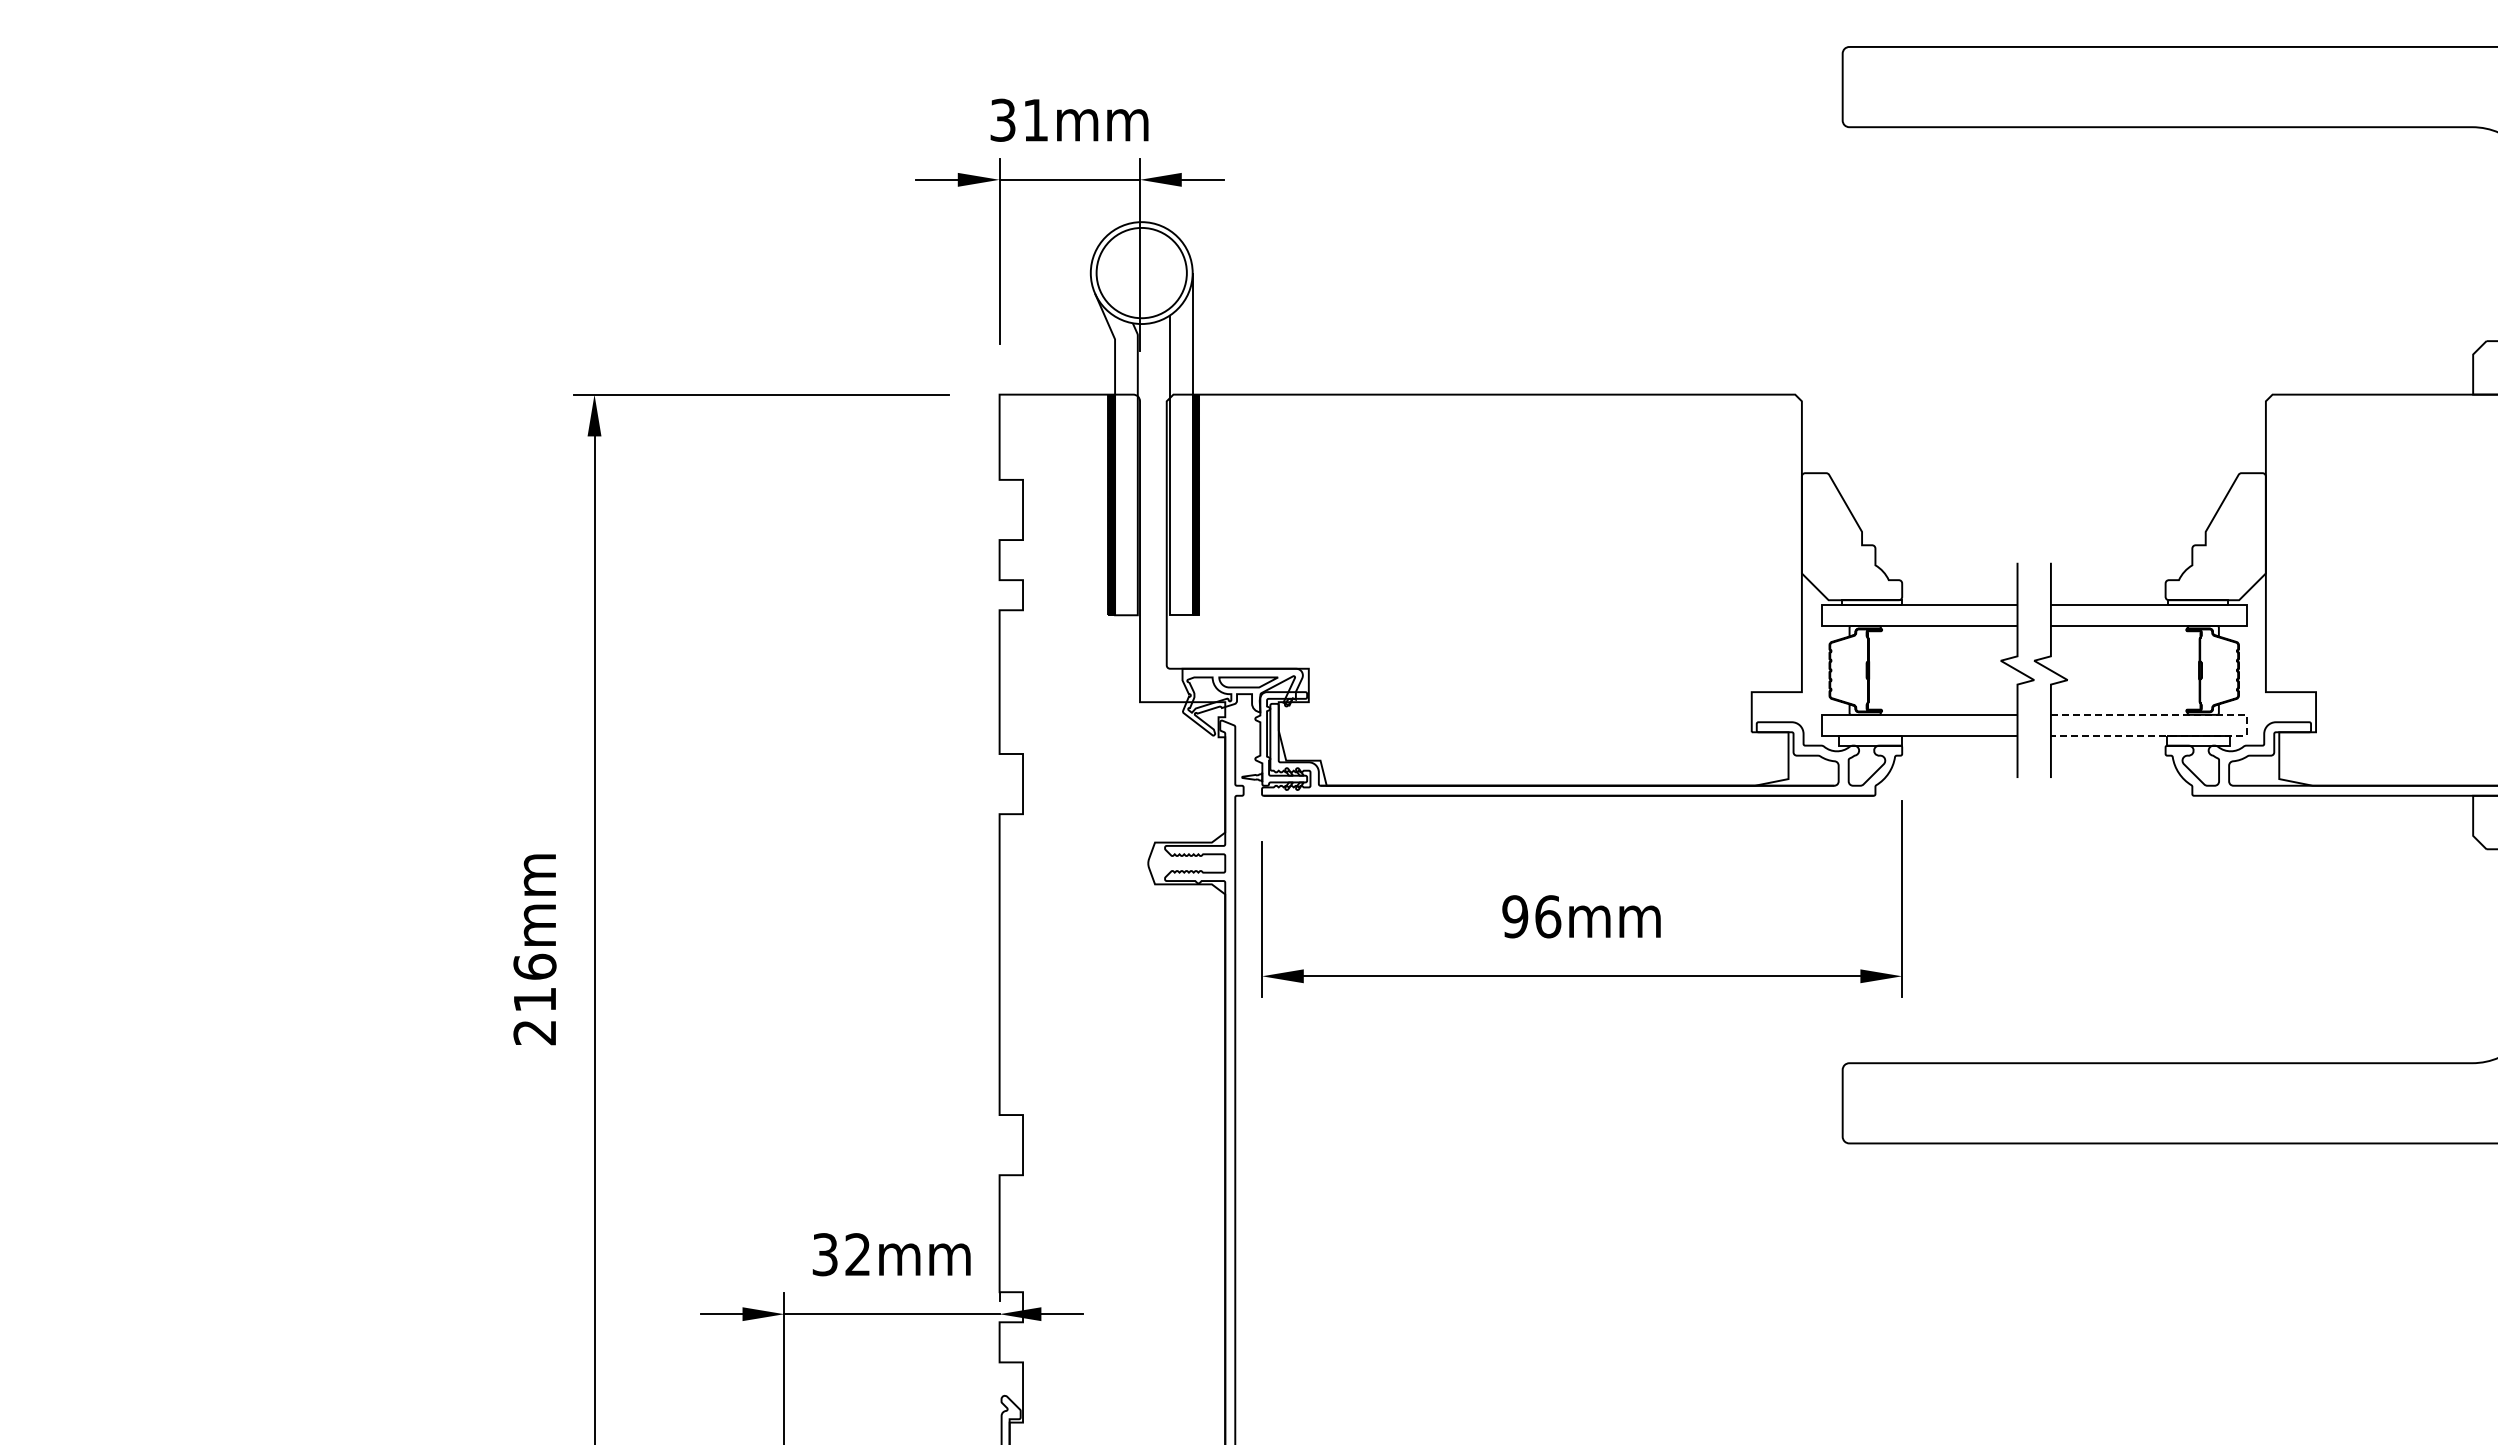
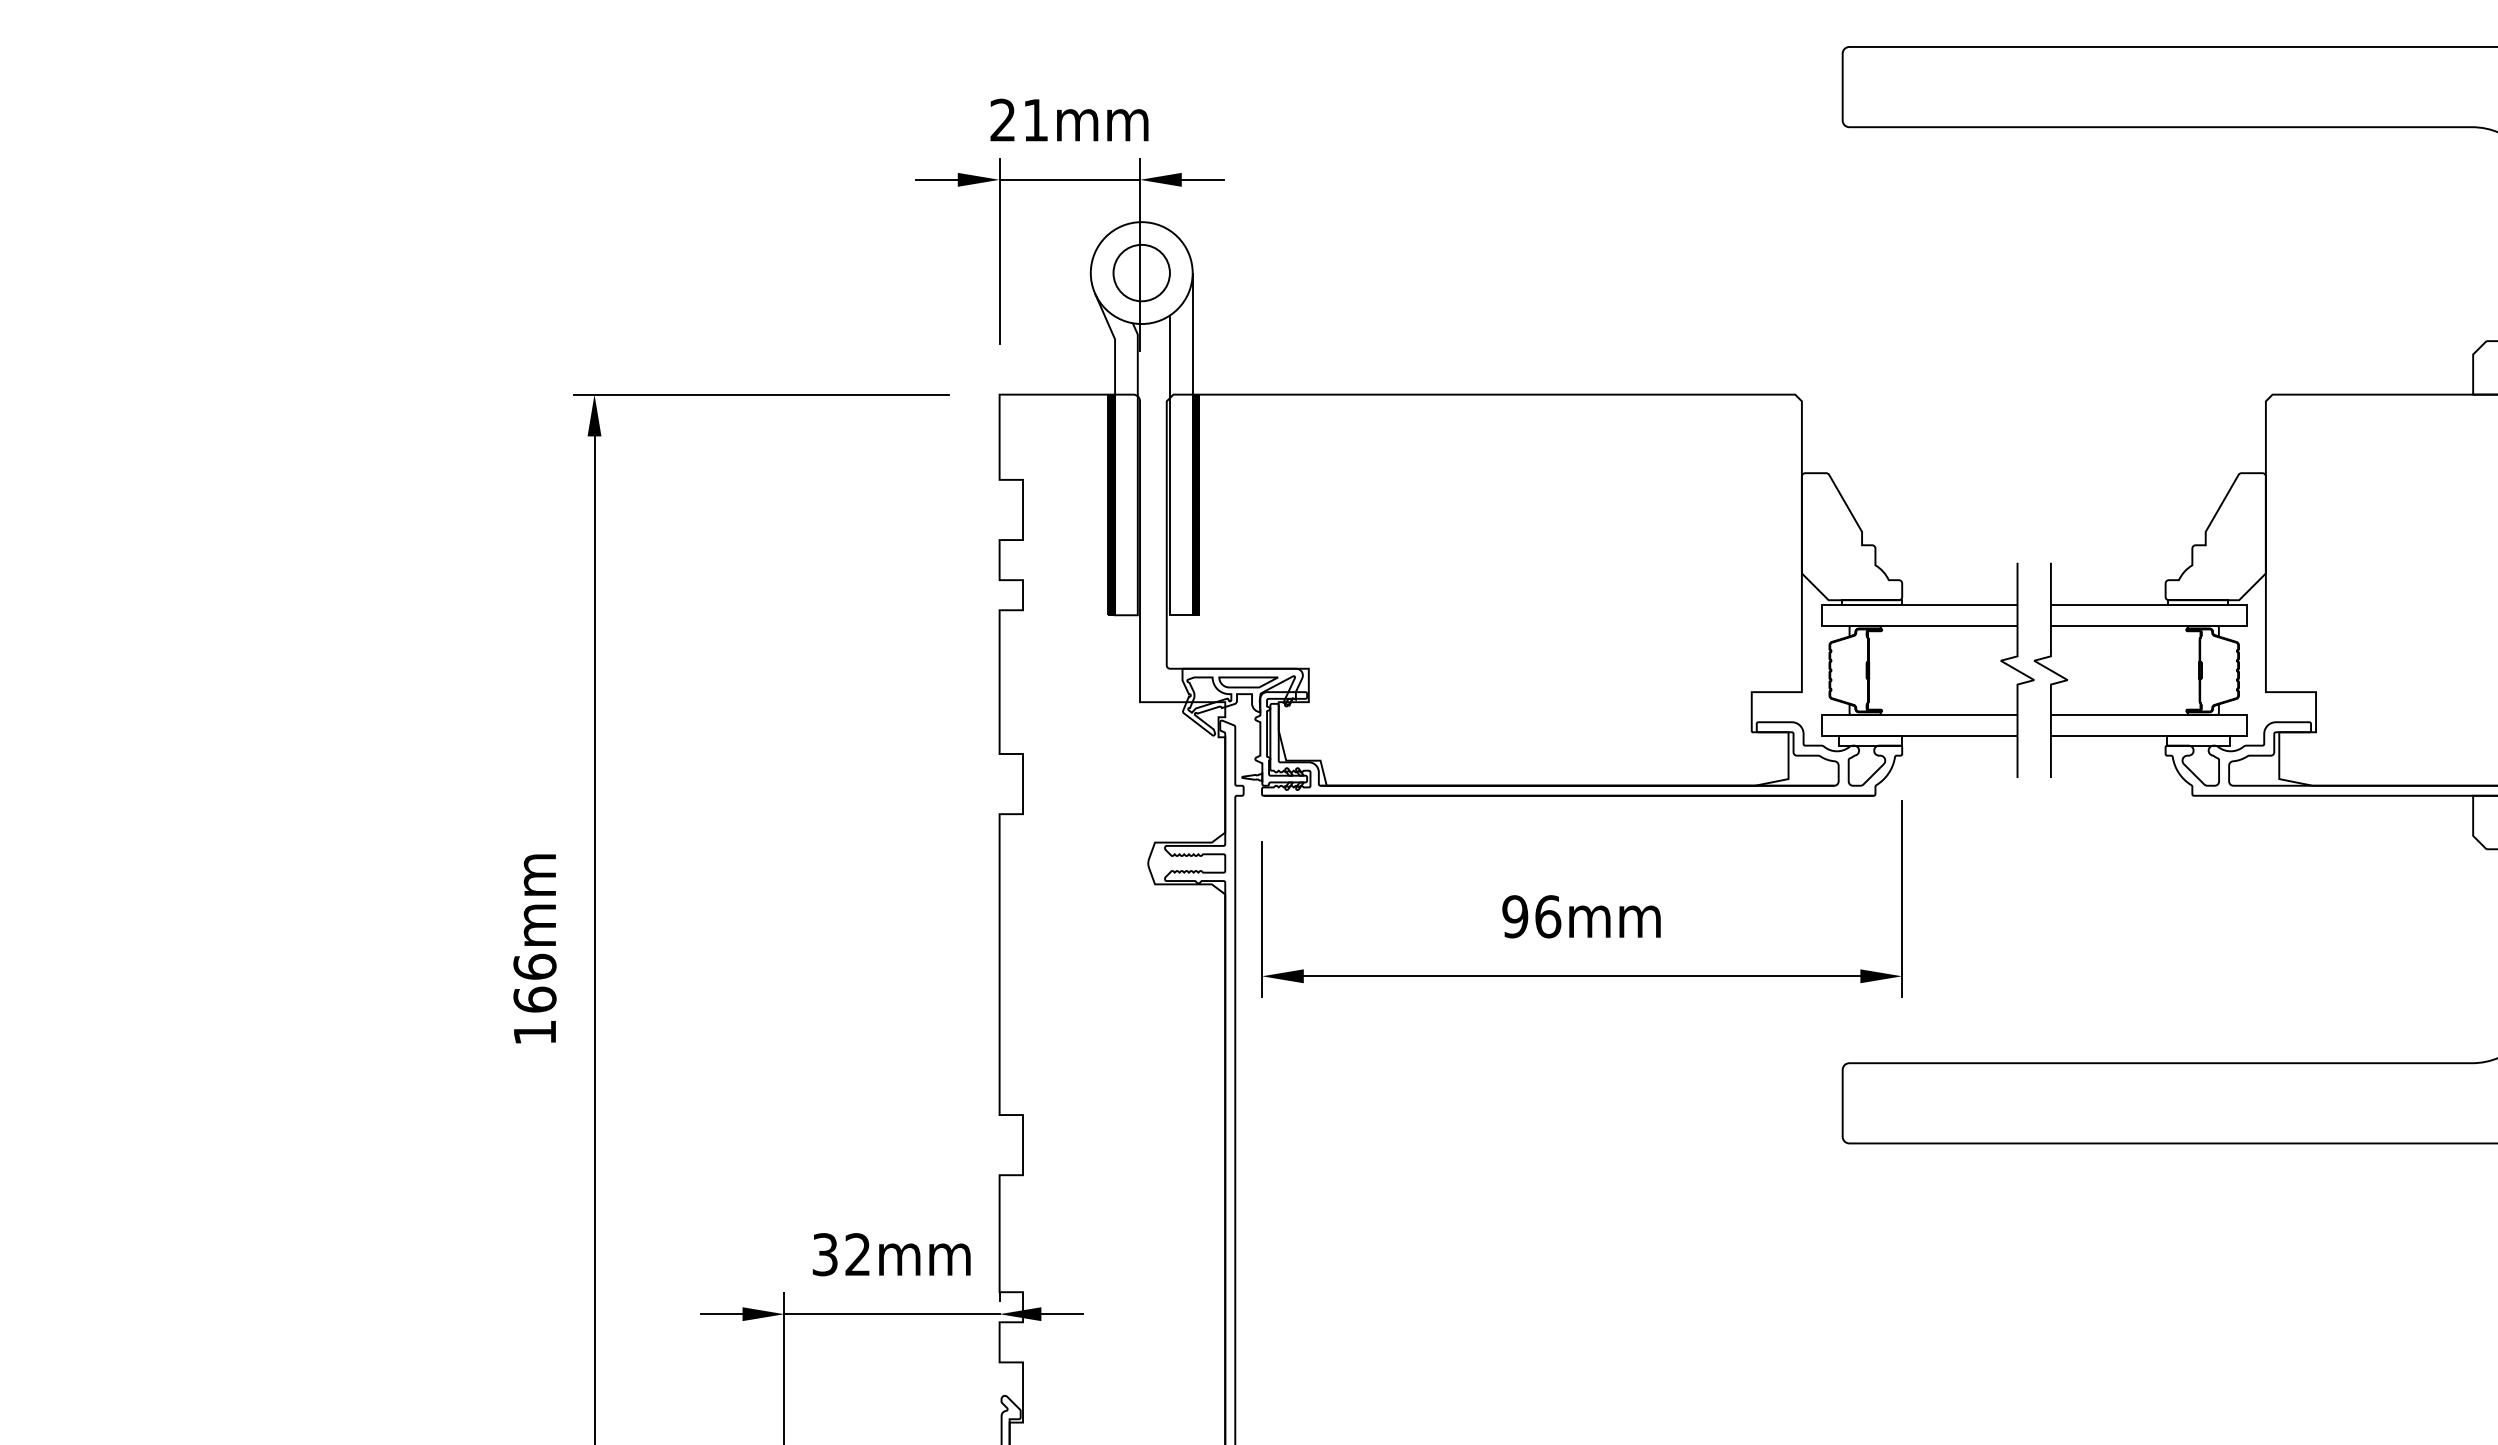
text: 31mm -> 21mm (1002, 119)
circle diameter: 90 px -> 56 px (1141, 272)
line: dashed -> solid (2246, 725)
text: 216mm -> 166mm (534, 1015)
